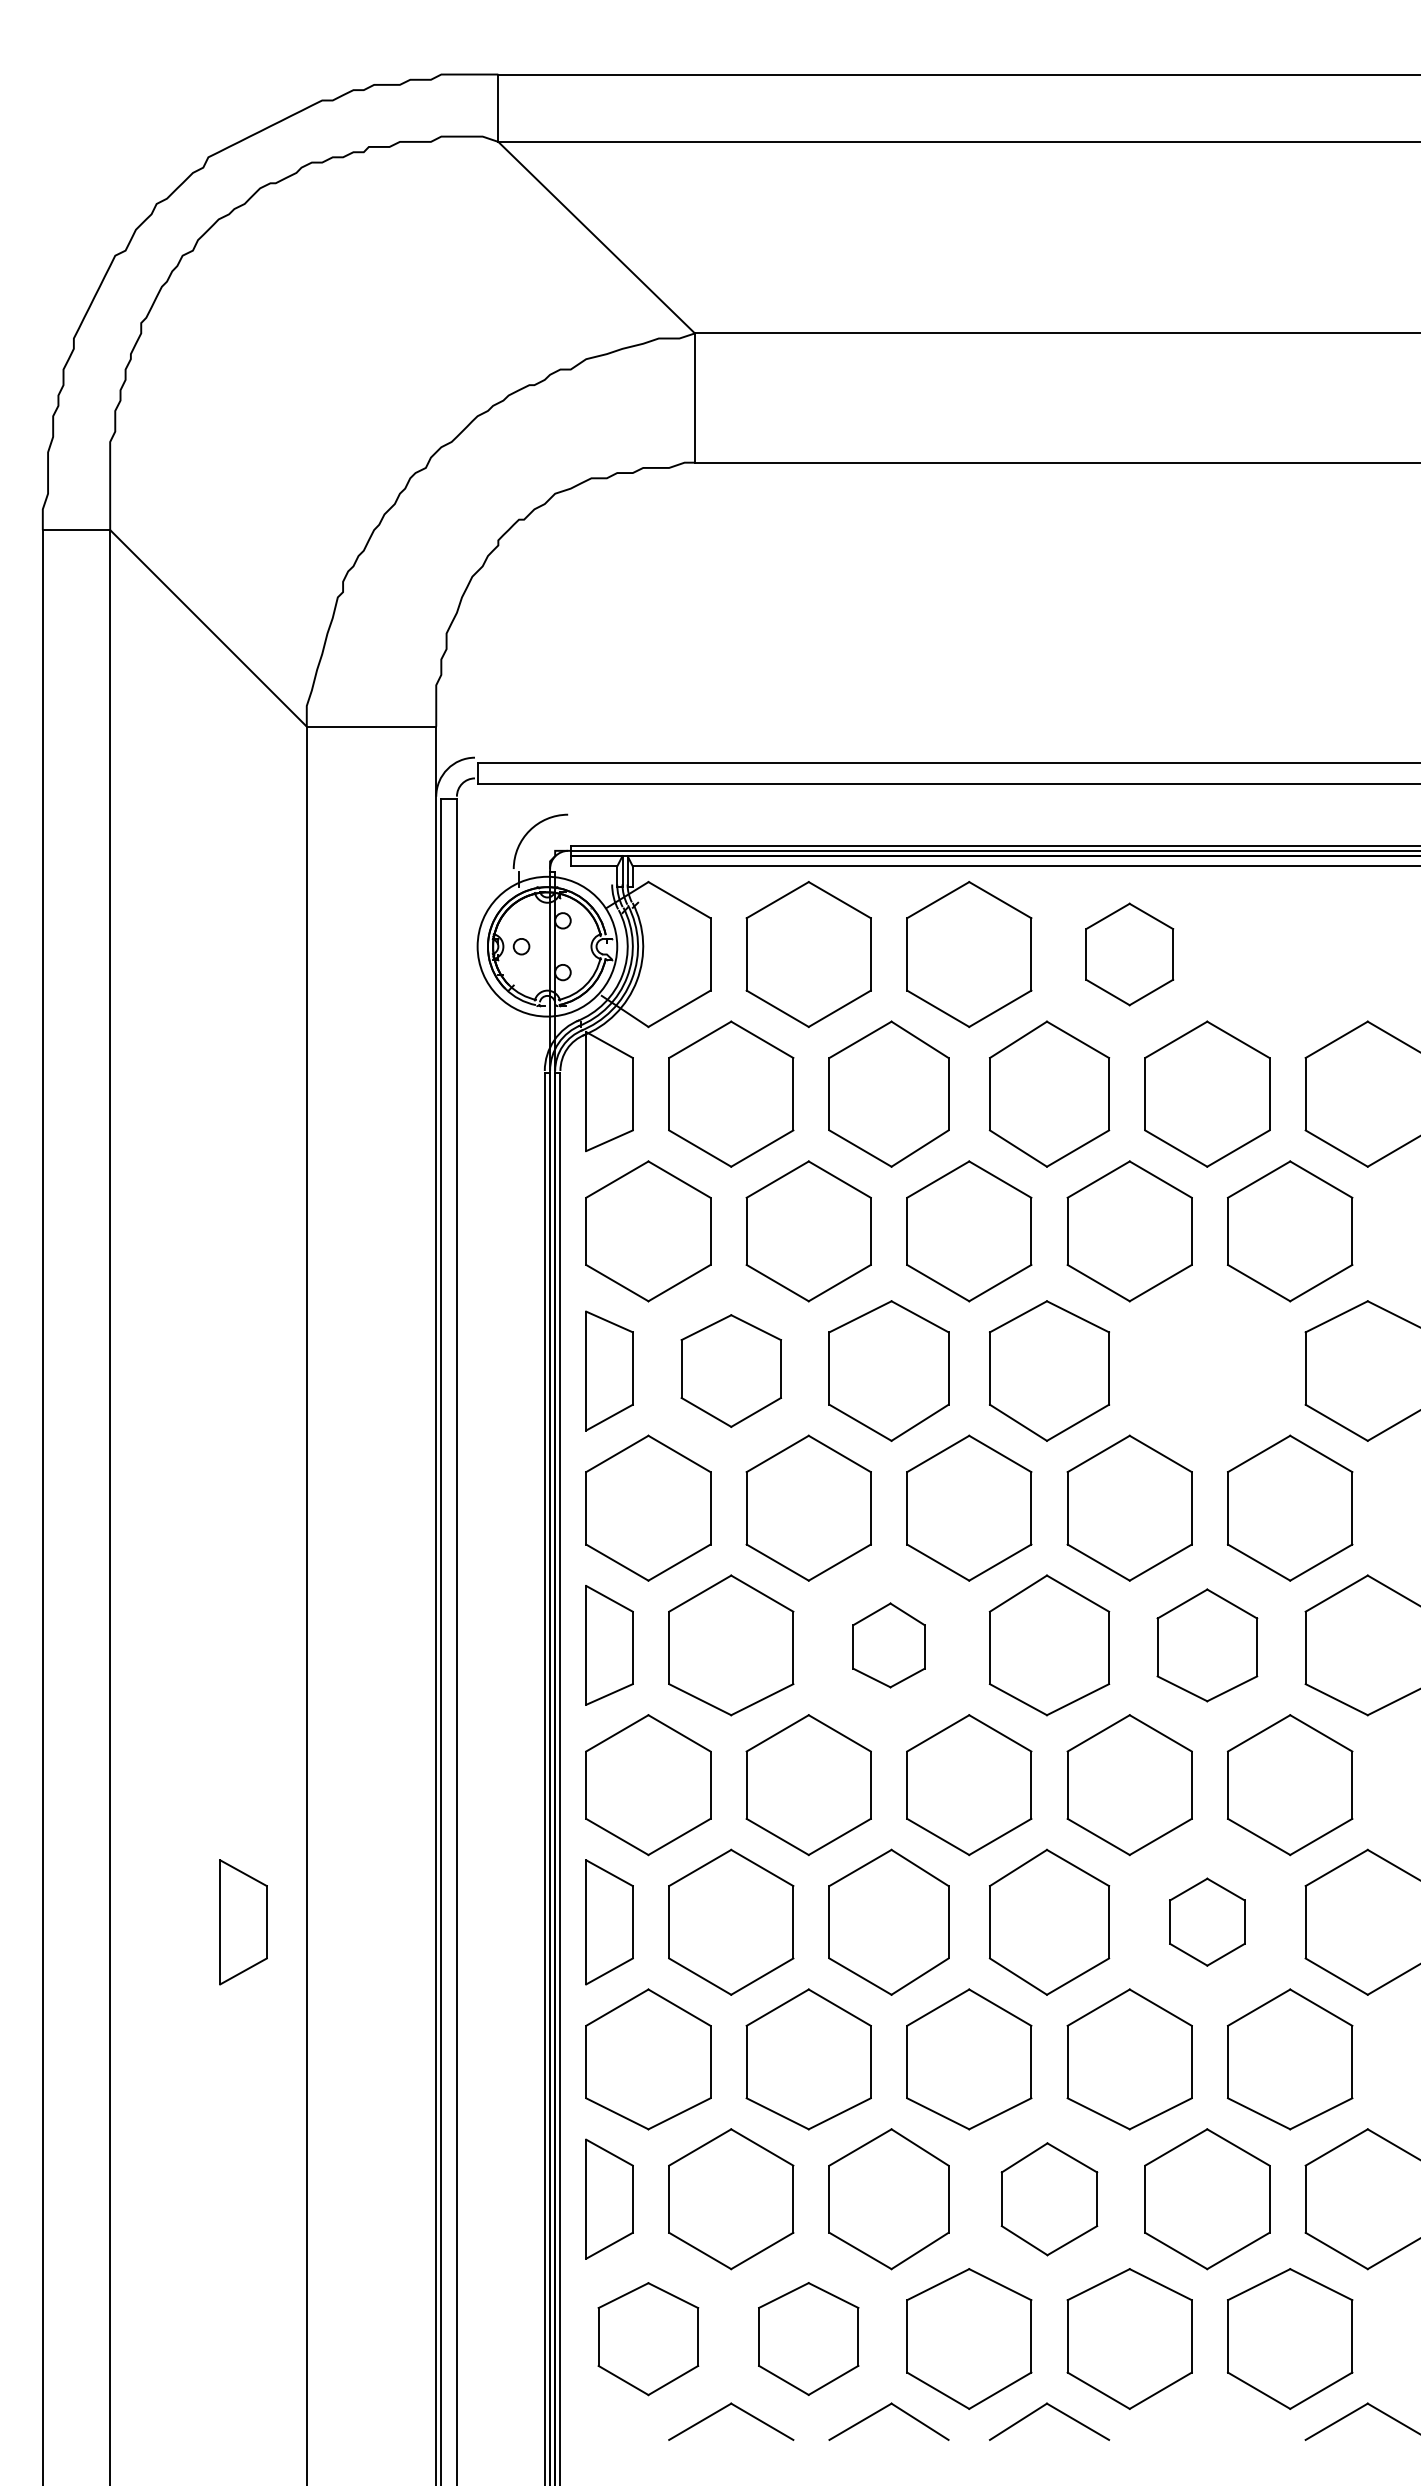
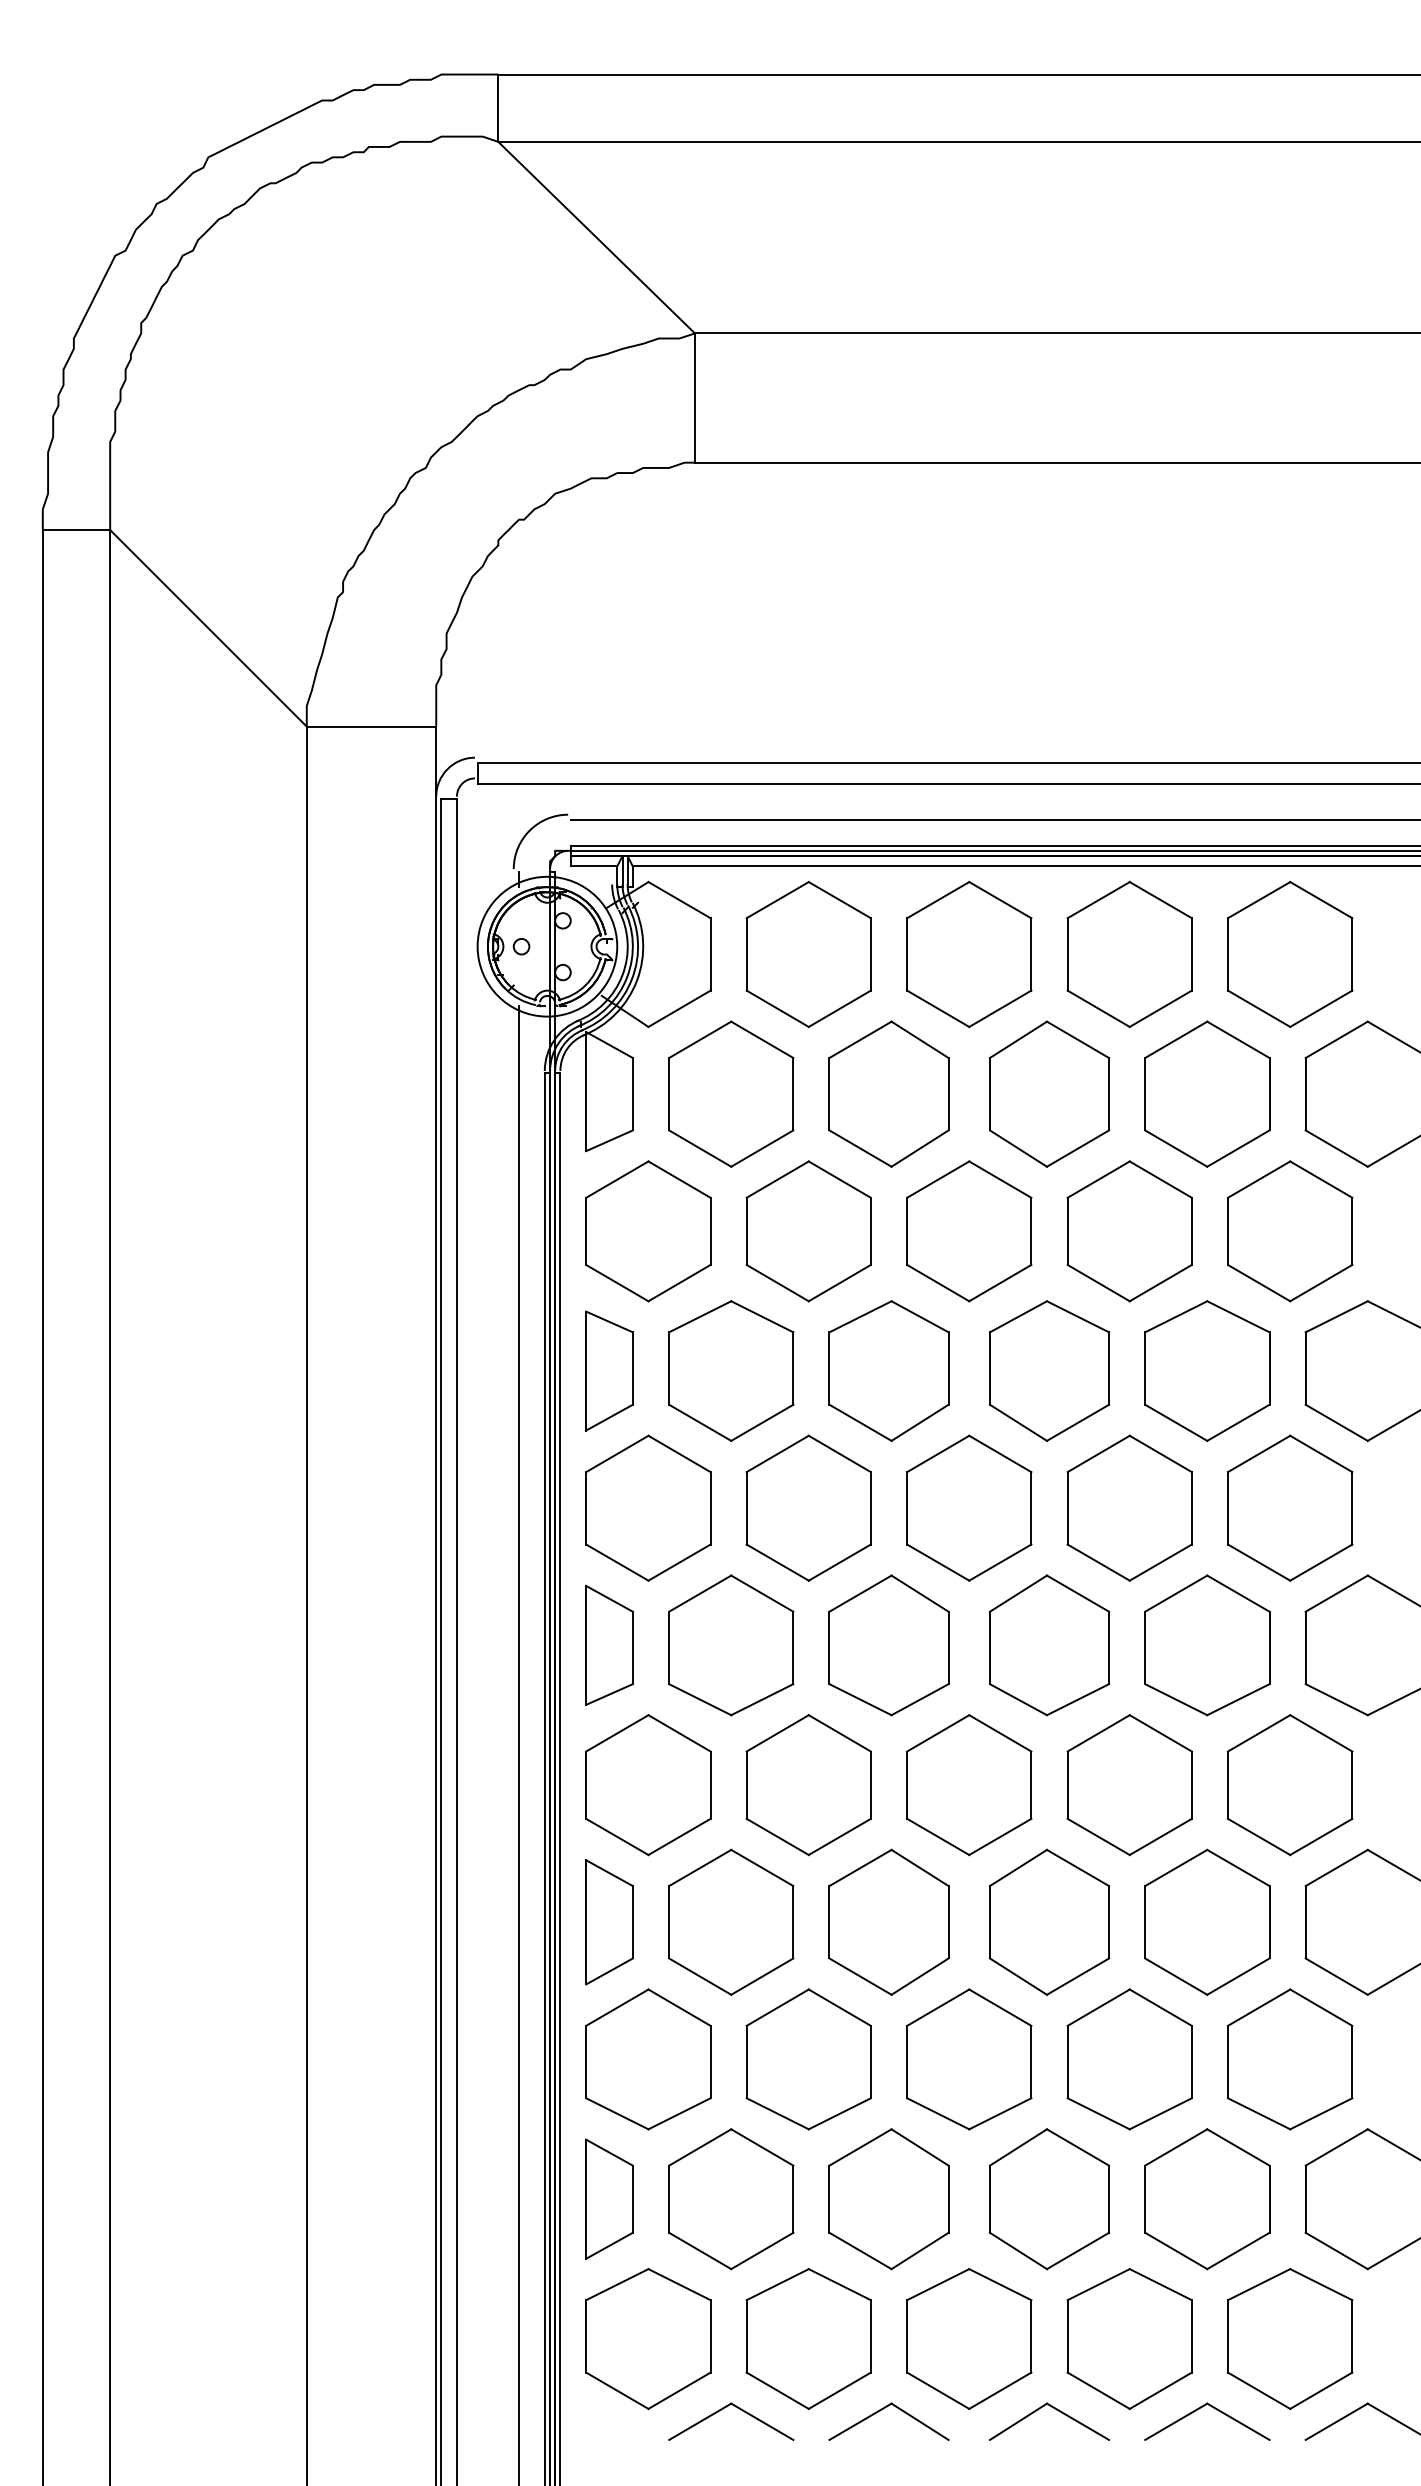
line: none -> present (993, 819)
part size: 90x105 px -> 127x147 px (1129, 954)
part: none -> present (1290, 954)
part size: 102x114 px -> 127x142 px (731, 1370)
part: none -> present (1207, 1370)
part size: 74x87 px -> 122x143 px (888, 1645)
part size: 103x115 px -> 127x143 px (1207, 1645)
line: none -> present (519, 1744)
part size: 77x90 px -> 127x148 px (1207, 1921)
part: present -> none (243, 1922)
part size: 99x115 px -> 123x143 px (1049, 2199)
part size: 102x114 px -> 127x142 px (808, 2338)
part size: 103x115 px -> 127x143 px (648, 2339)
part: none -> present (1216, 2410)
